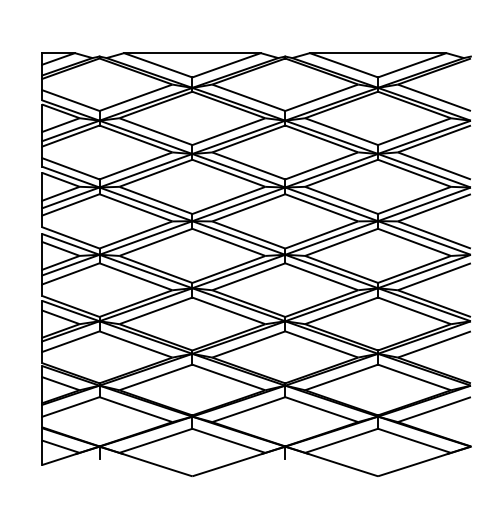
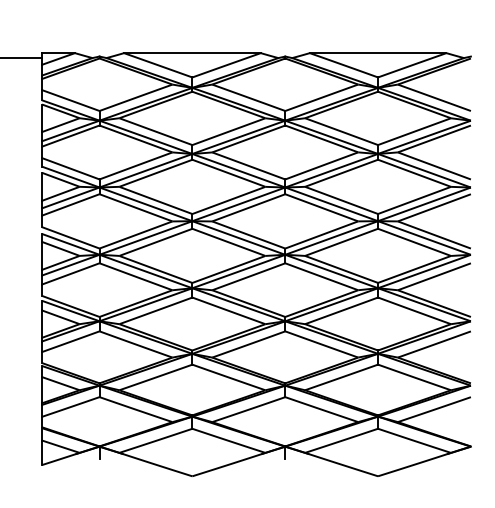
line: none -> present (22, 58)
